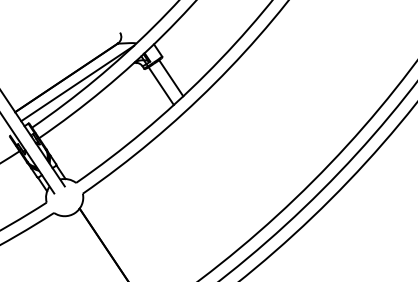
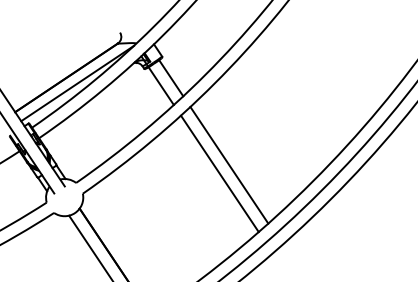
line: none -> present (229, 164)
line: none -> present (219, 173)
line: none -> present (89, 246)
